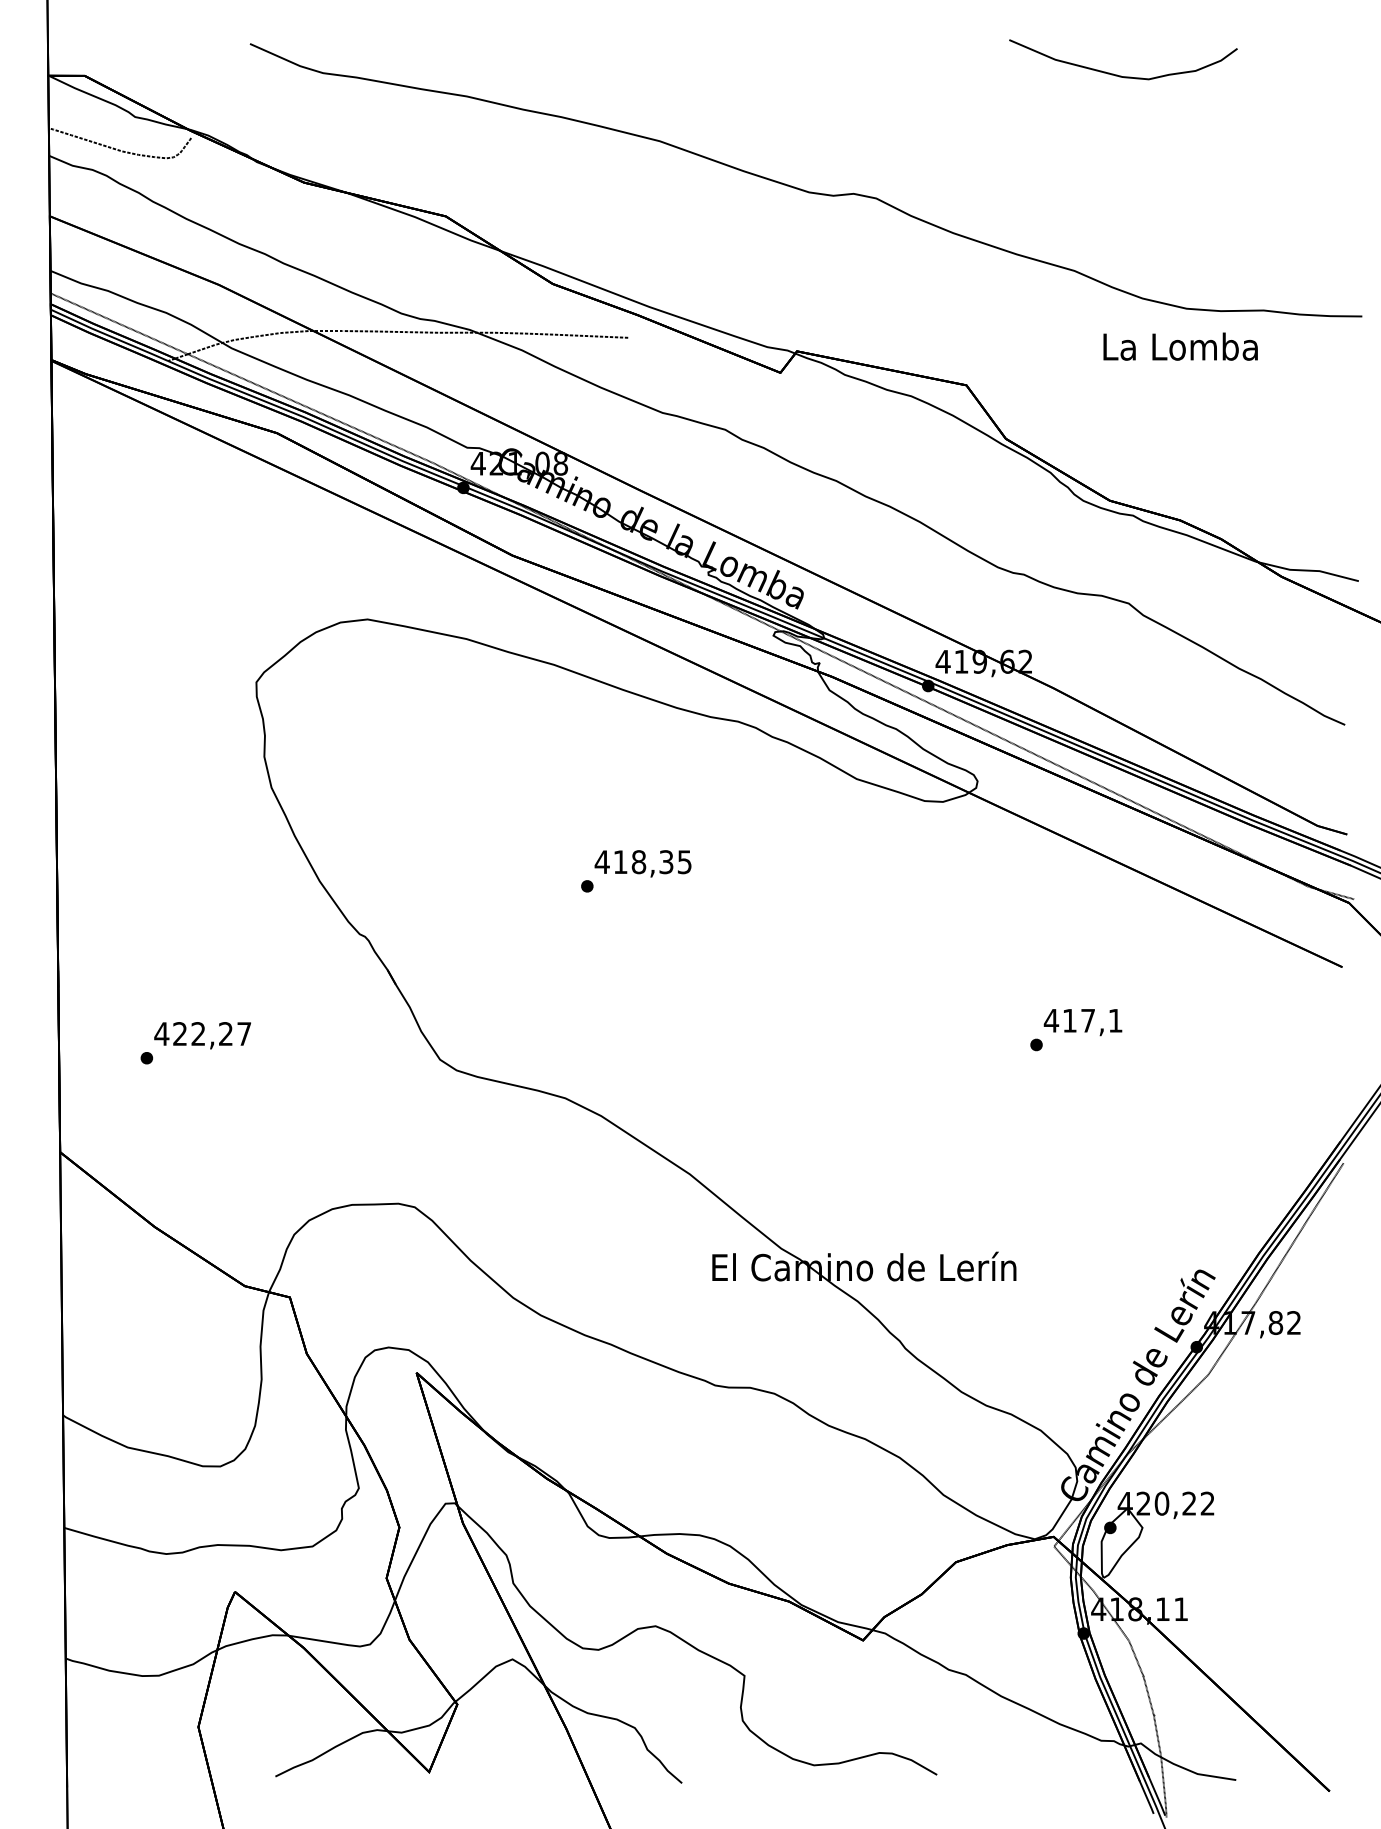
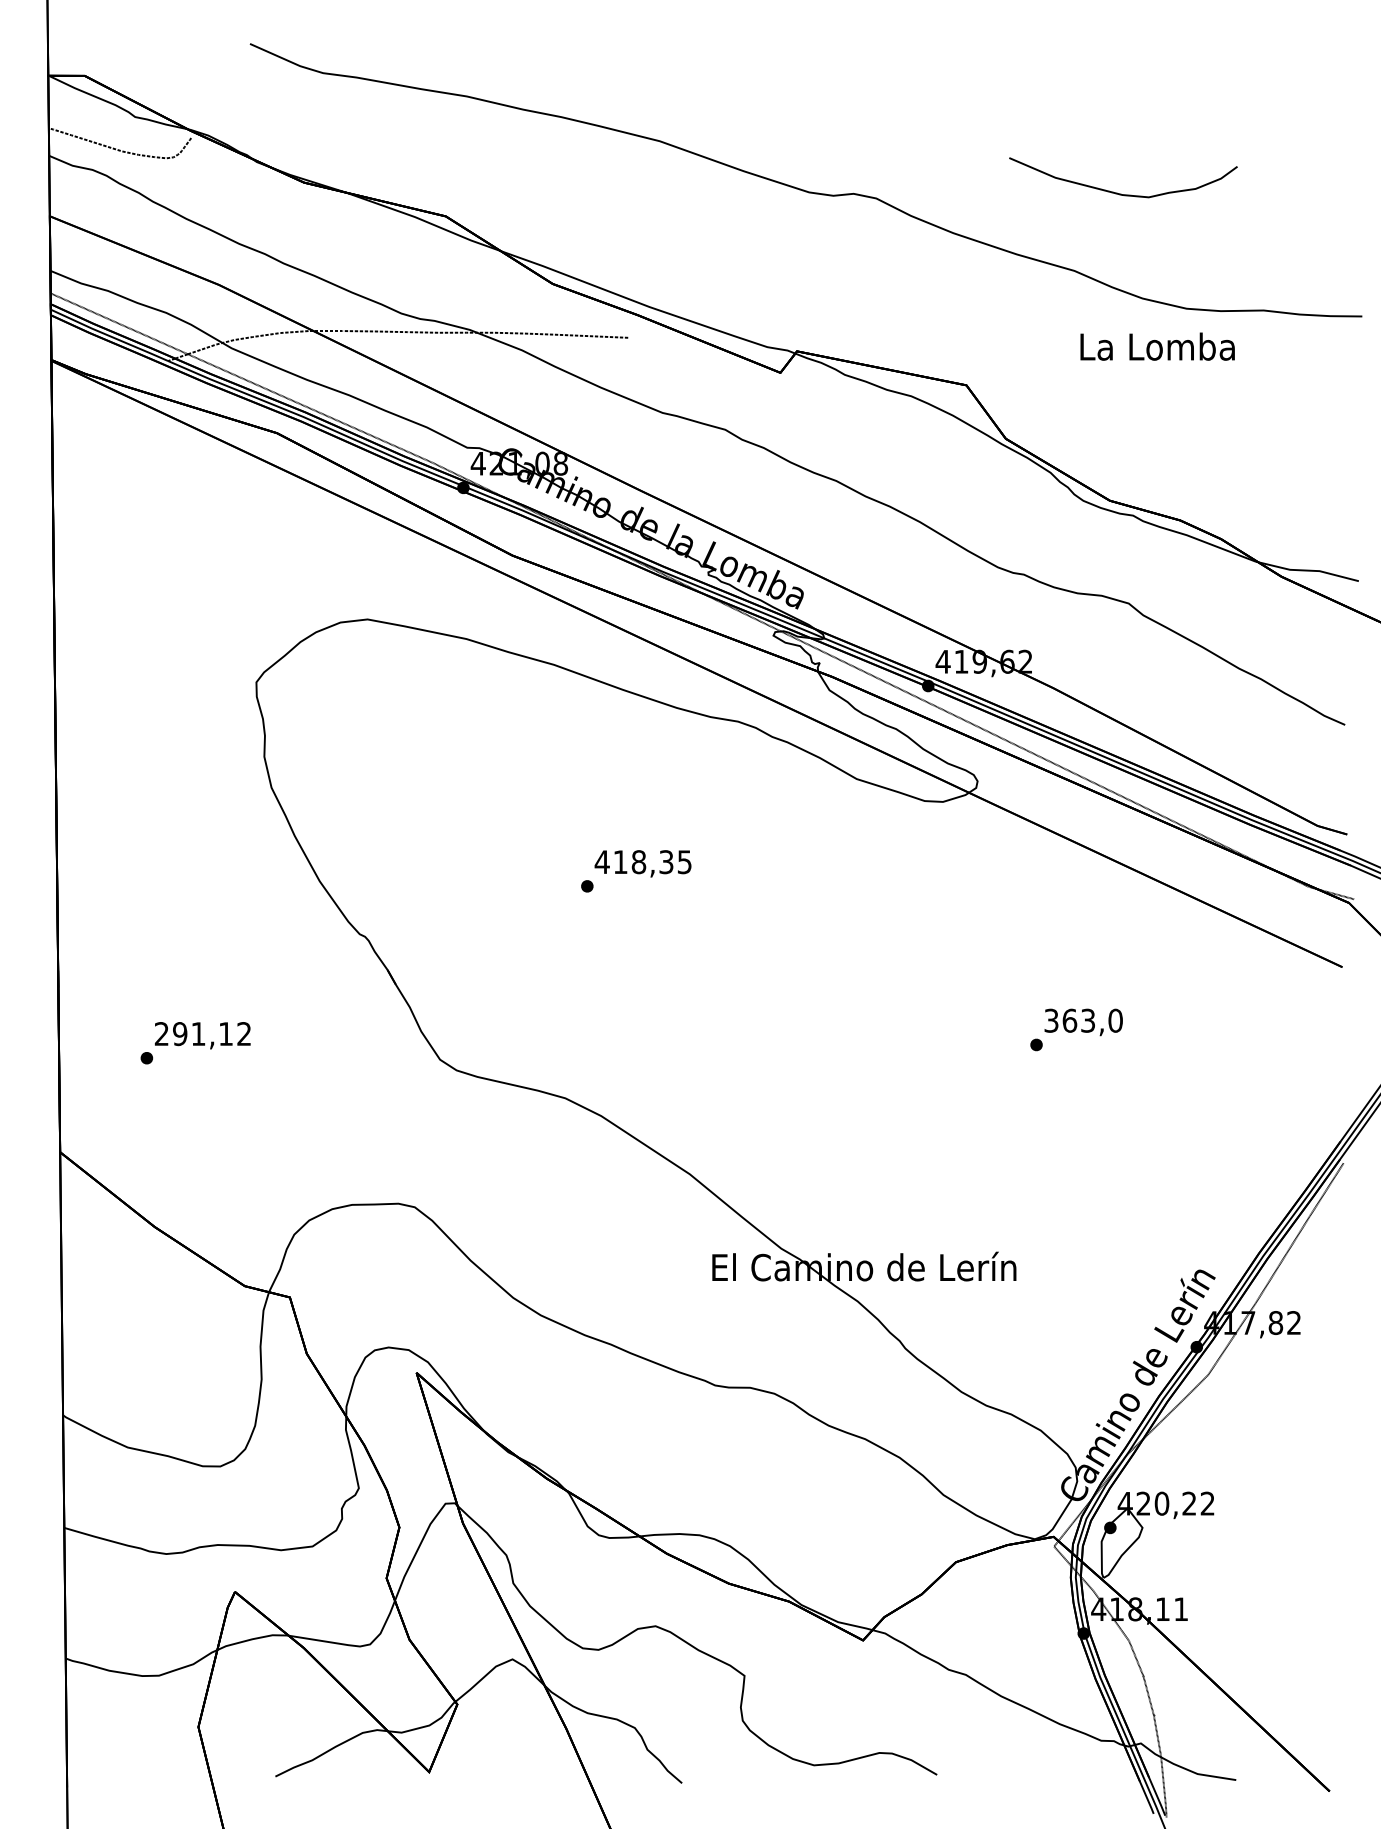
curve position: (1121, 75) -> (1121, 193) (1121, 193)
text position: (1180, 346) -> (1157, 346) (1157, 346)
text: 417,1 -> 363,0 (1082, 1020)
text: 422,27 -> 291,12 (202, 1034)
